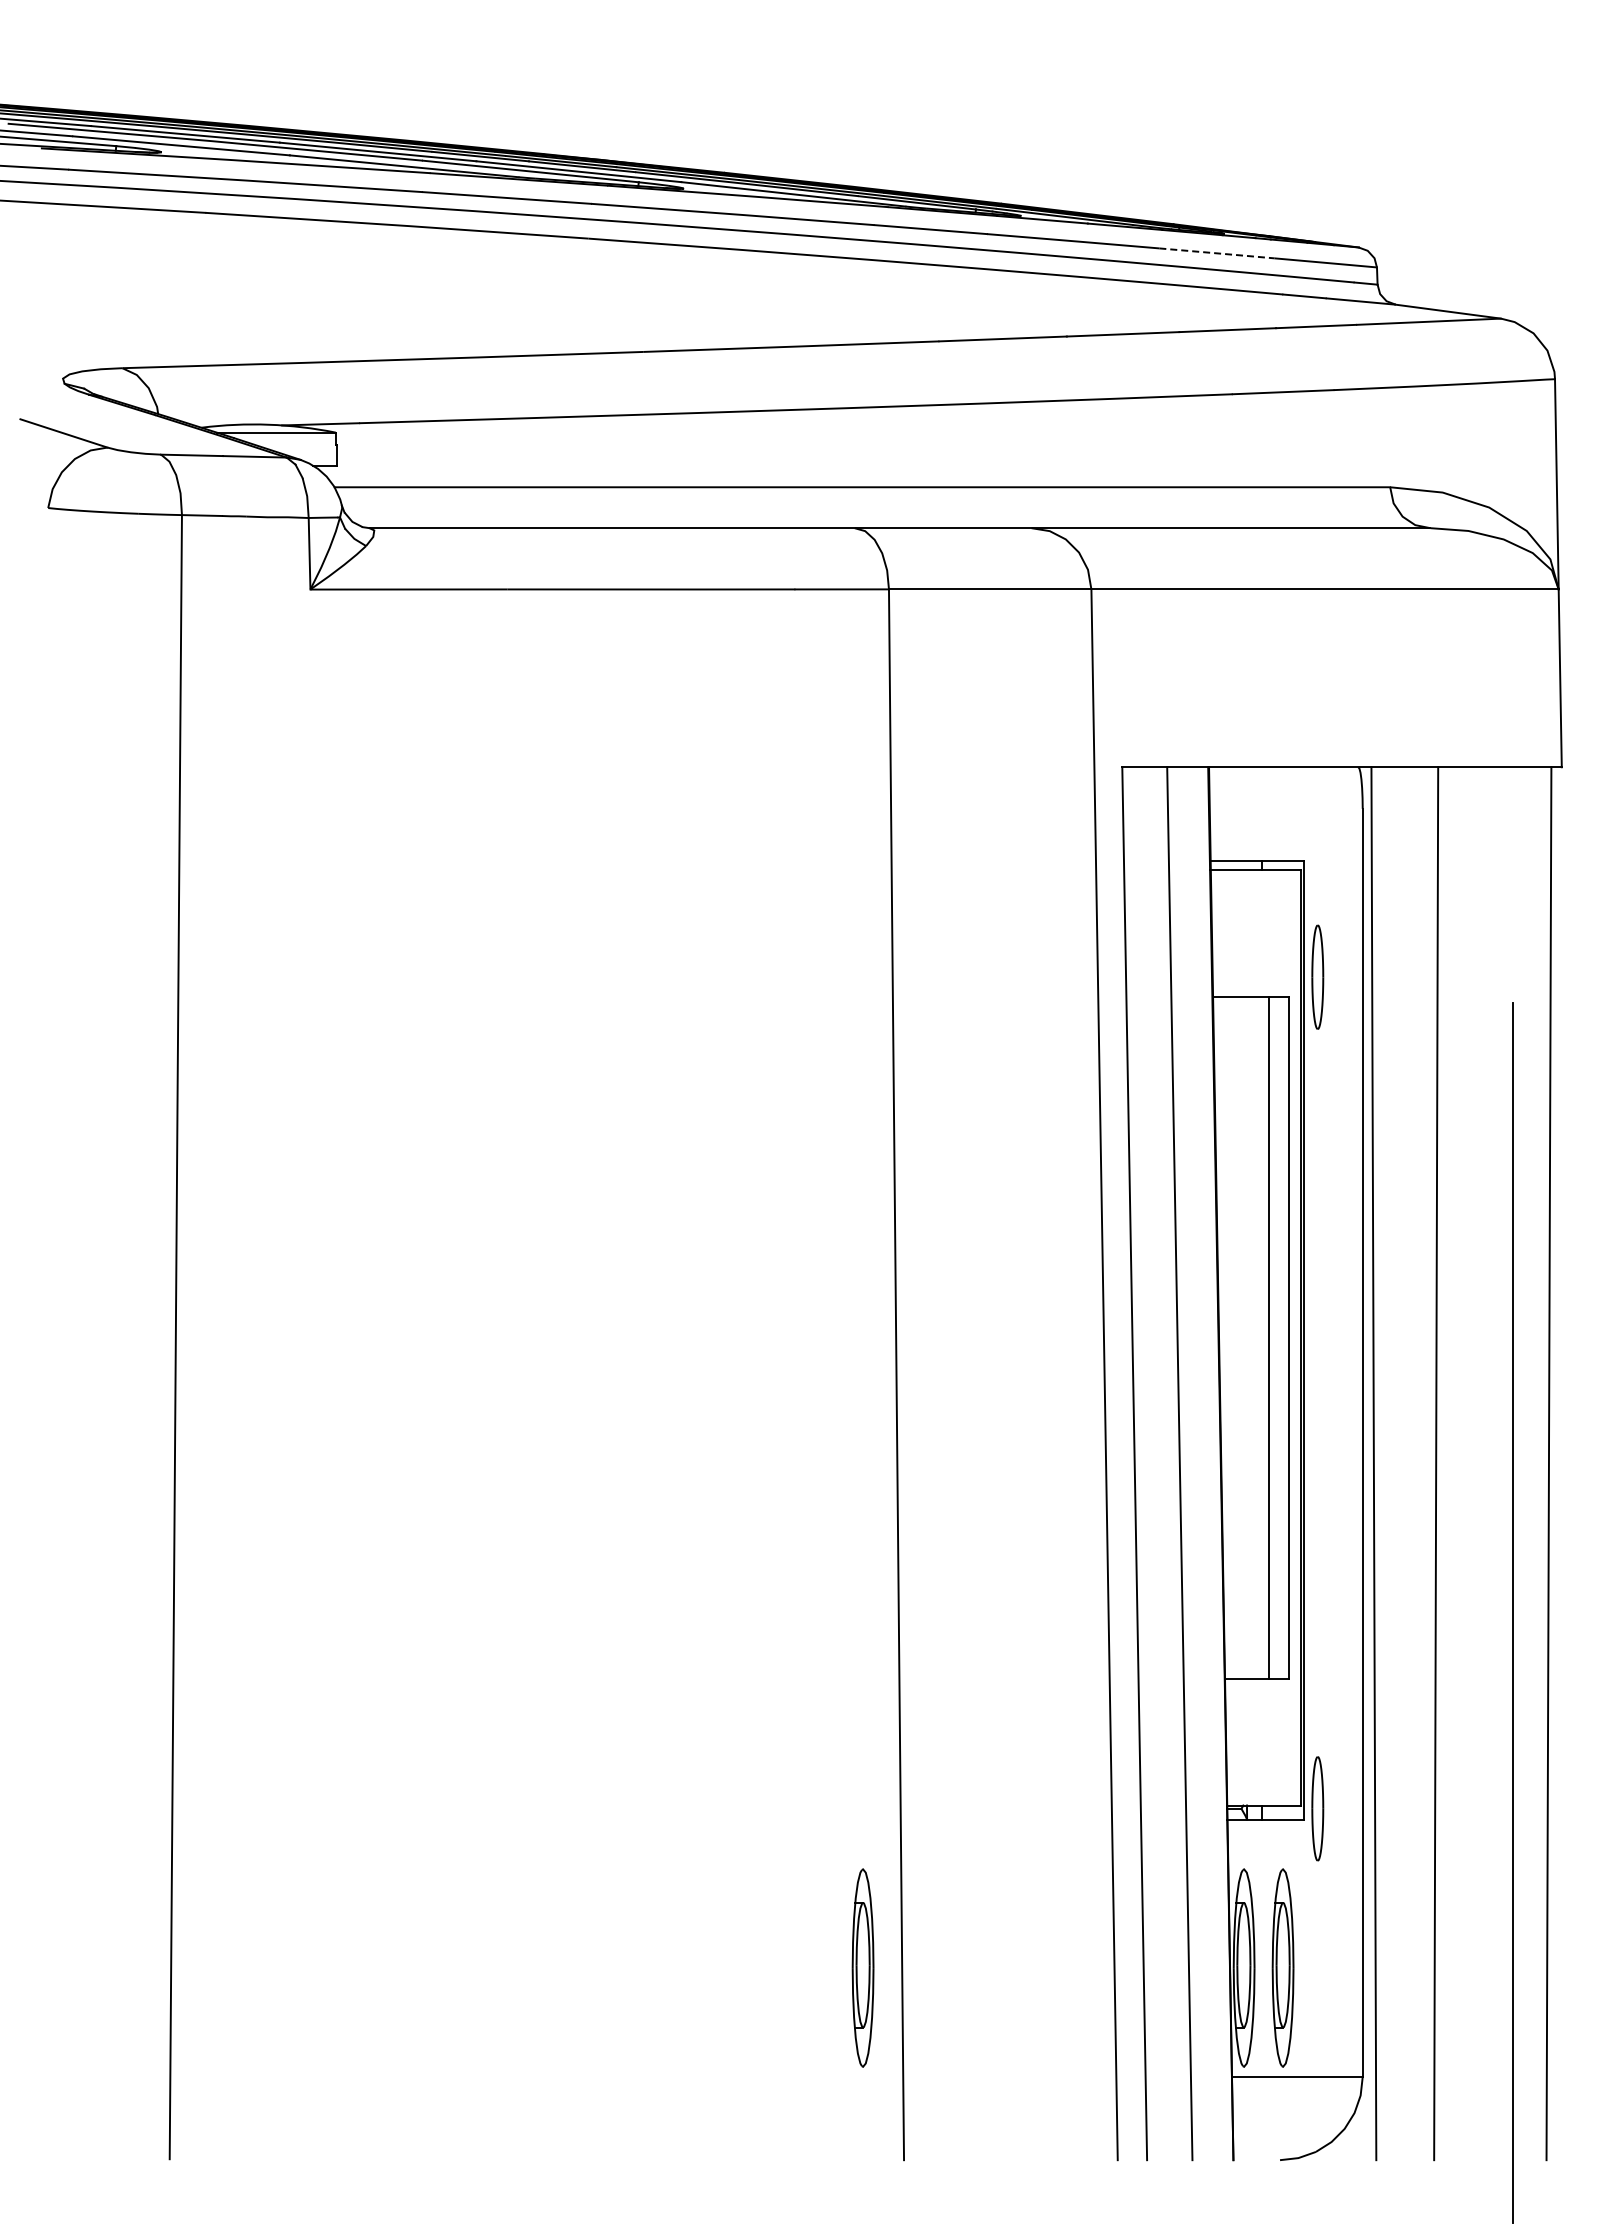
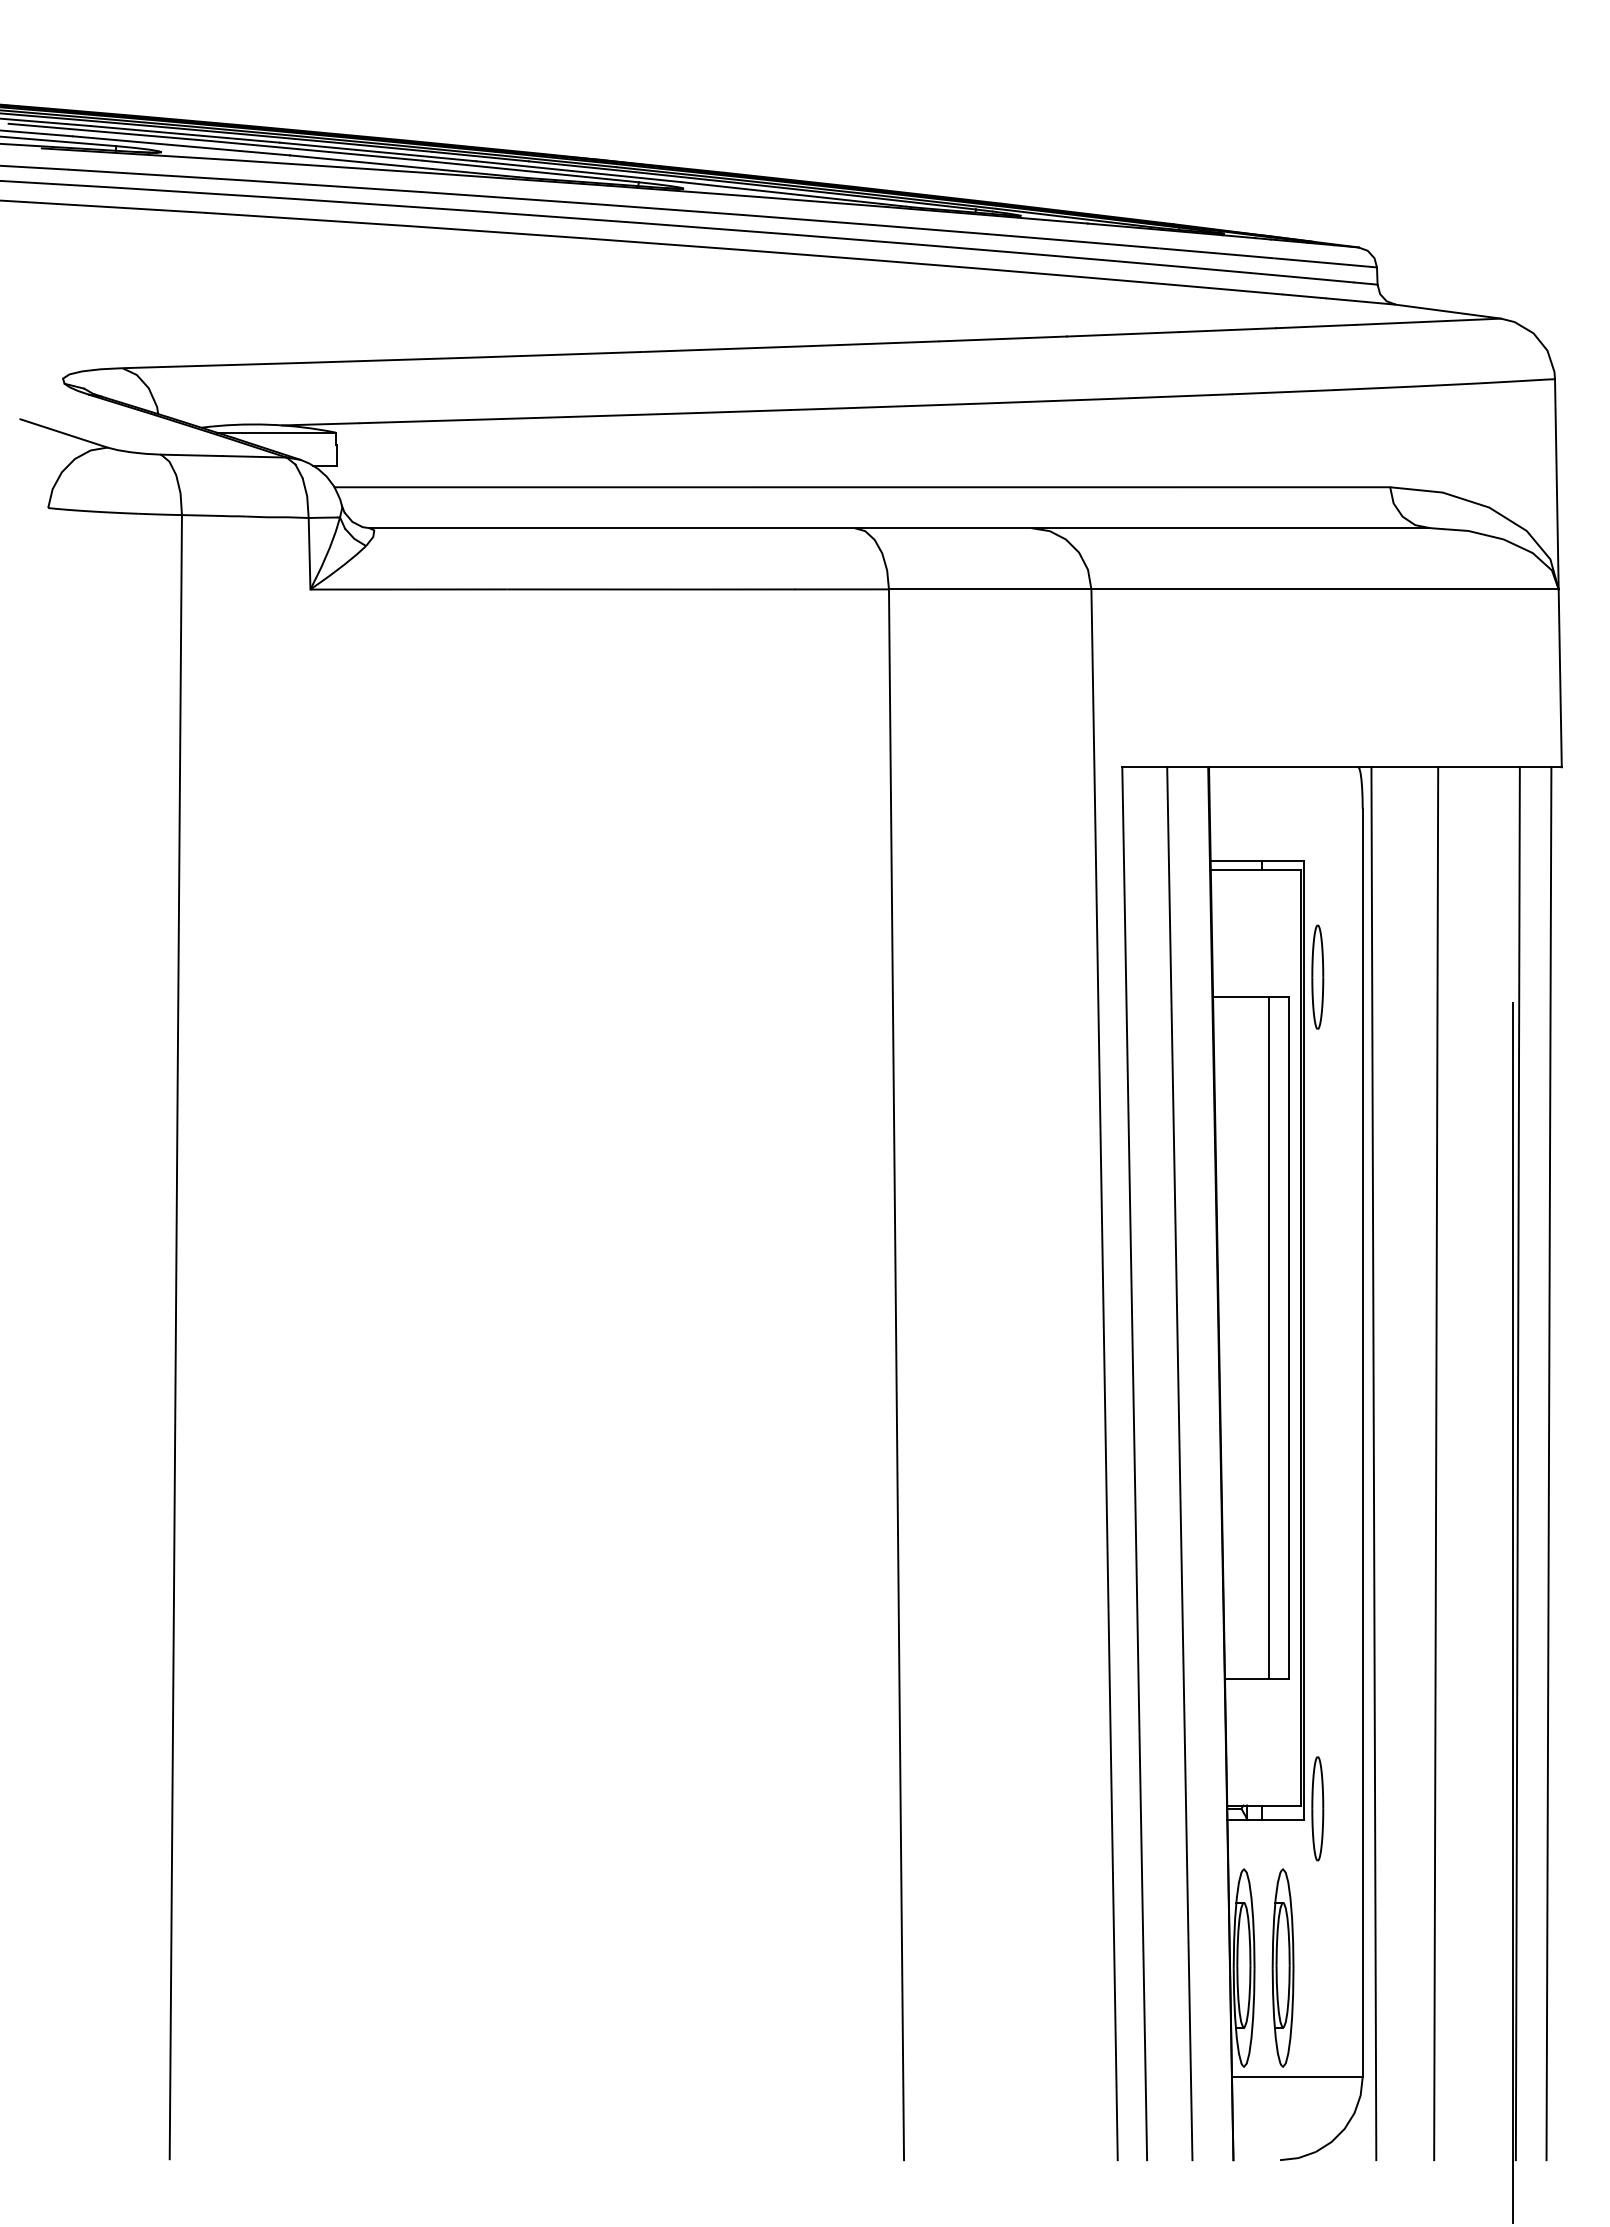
line: dashed -> solid (1217, 253)
line: none -> present (1517, 1463)
part: present -> none (862, 1967)
